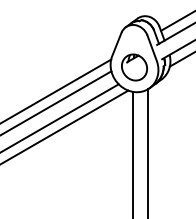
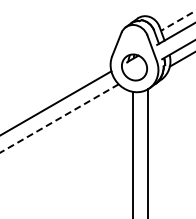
line: solid -> dashed (178, 20)
line: present -> none (56, 90)
line: solid -> dashed (59, 118)
line: present -> none (65, 126)
